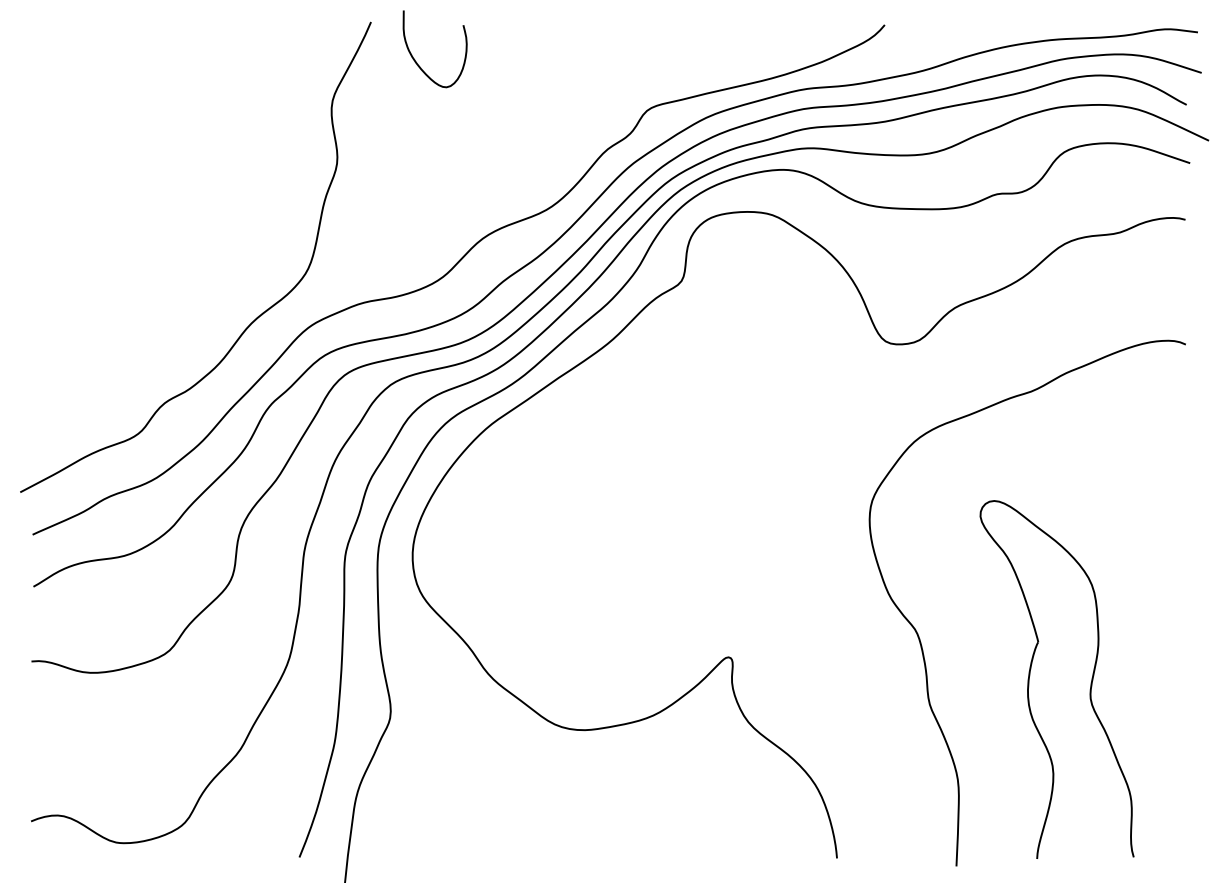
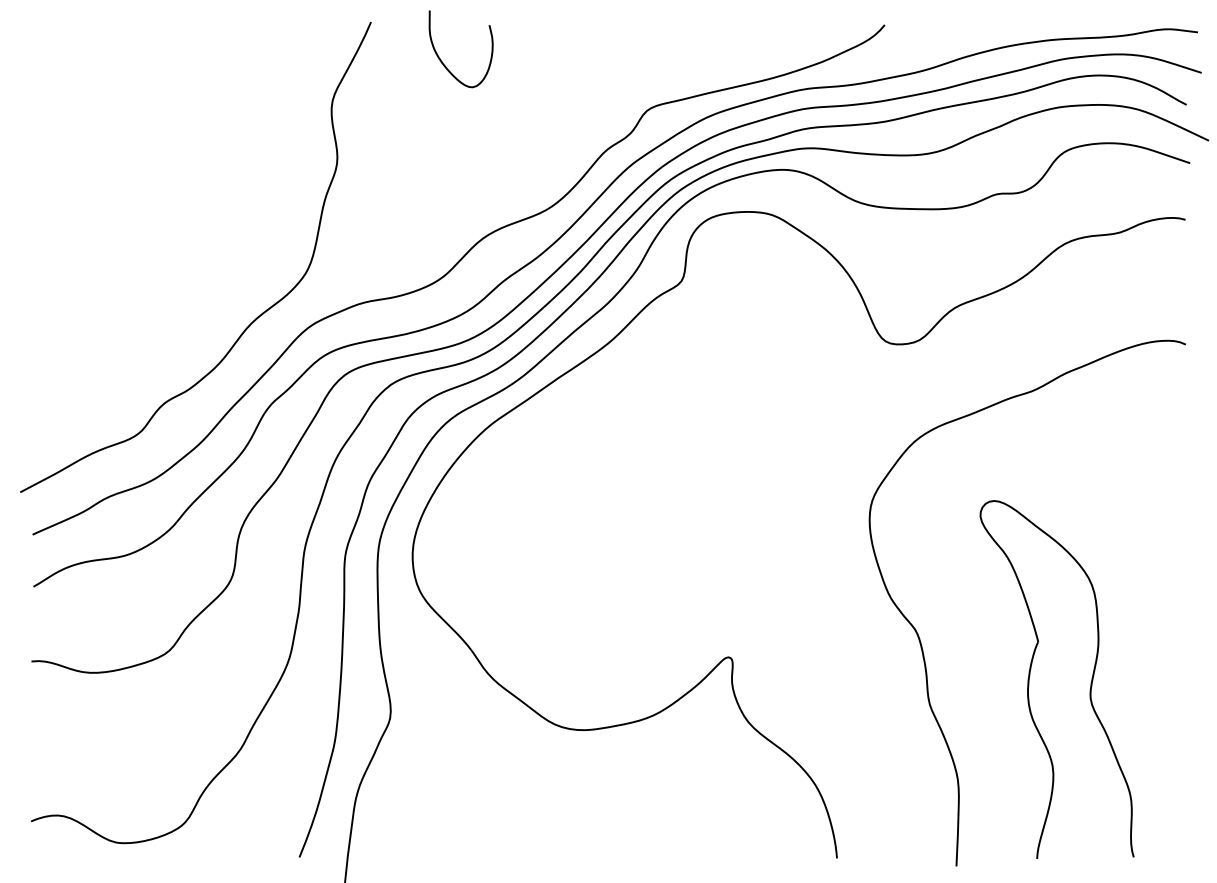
curve position: (417, 62) -> (443, 62) (443, 62)
